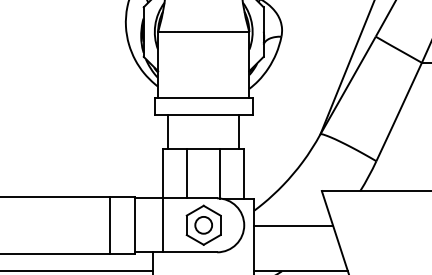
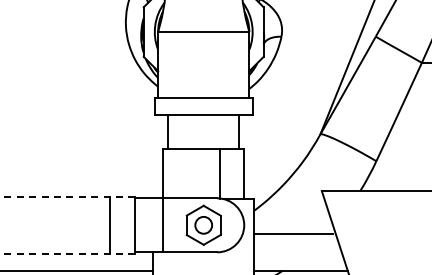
line: present -> none (186, 173)
line: solid -> dashed (67, 196)
line position: (293, 225) -> (293, 233) (293, 233)
line: solid -> dashed (67, 254)
